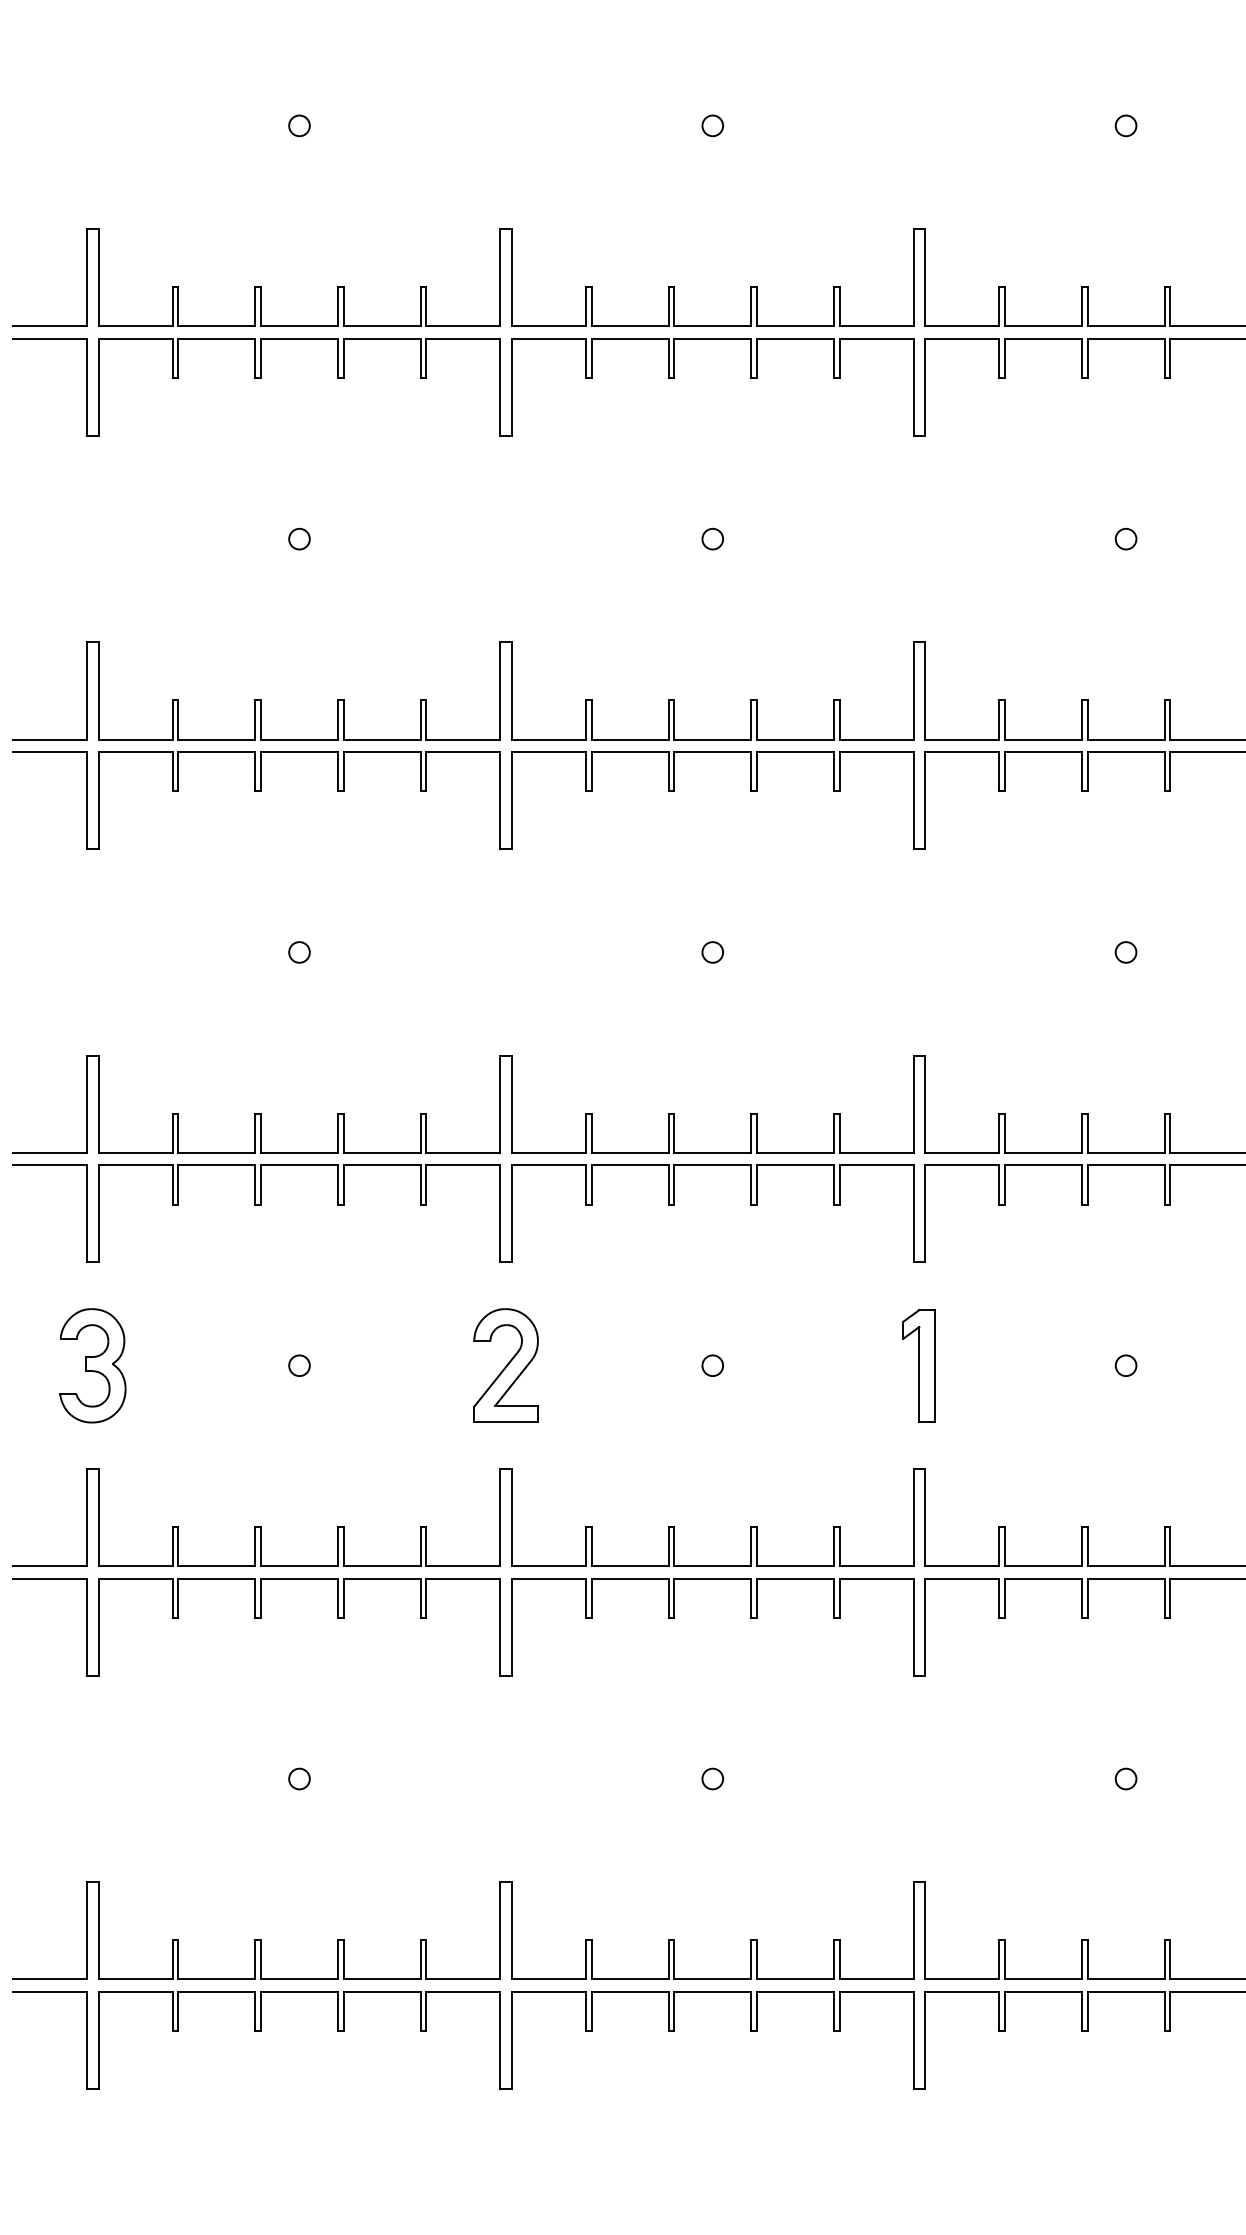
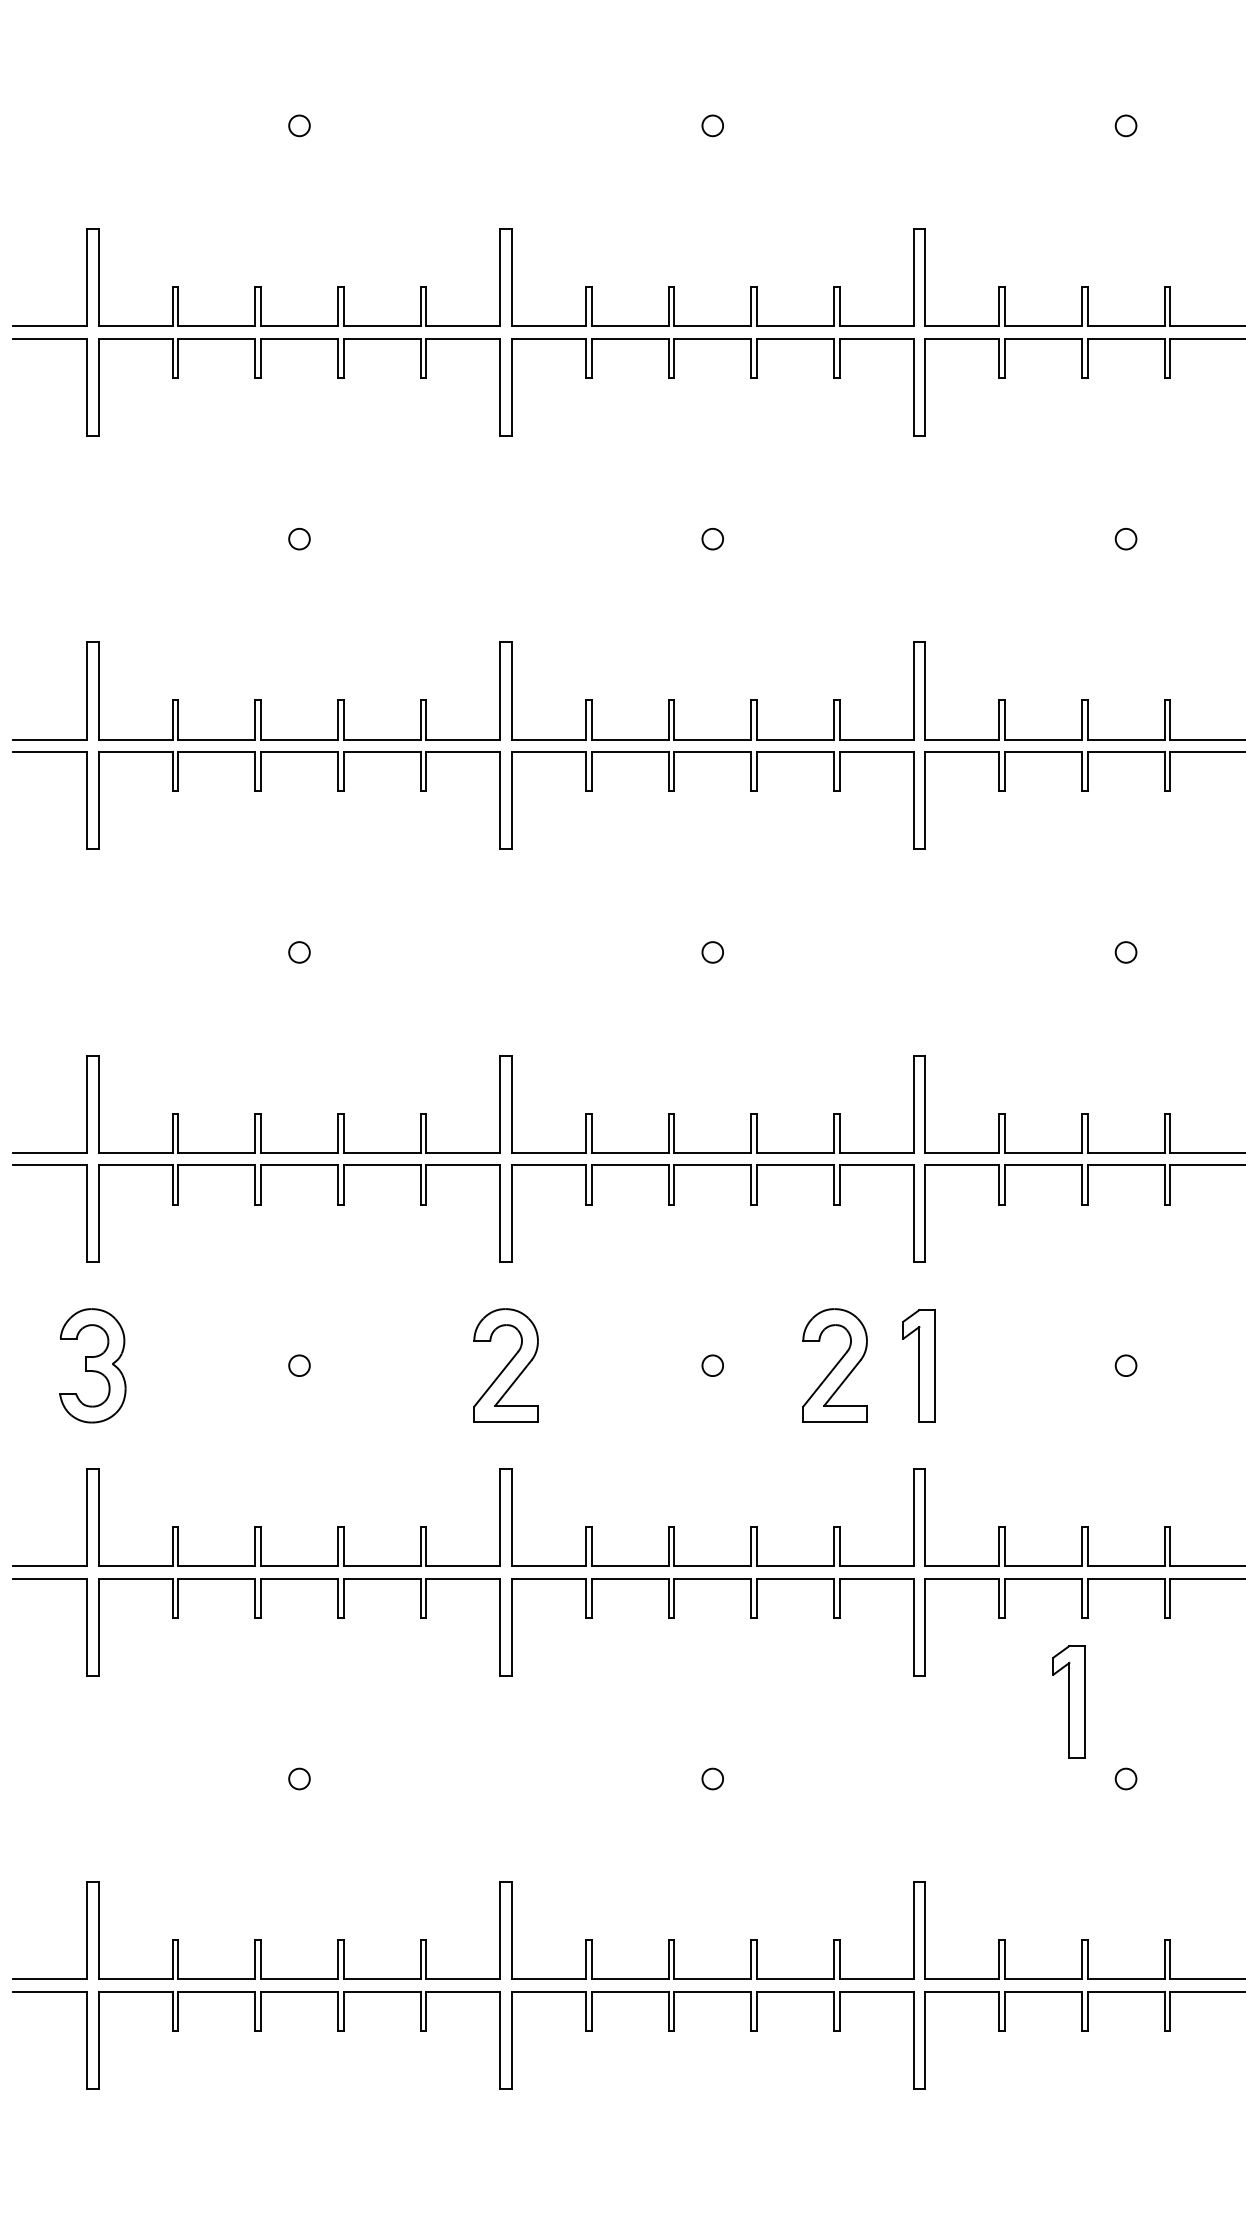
part: none -> present (834, 1365)
part: none -> present (1068, 1701)
